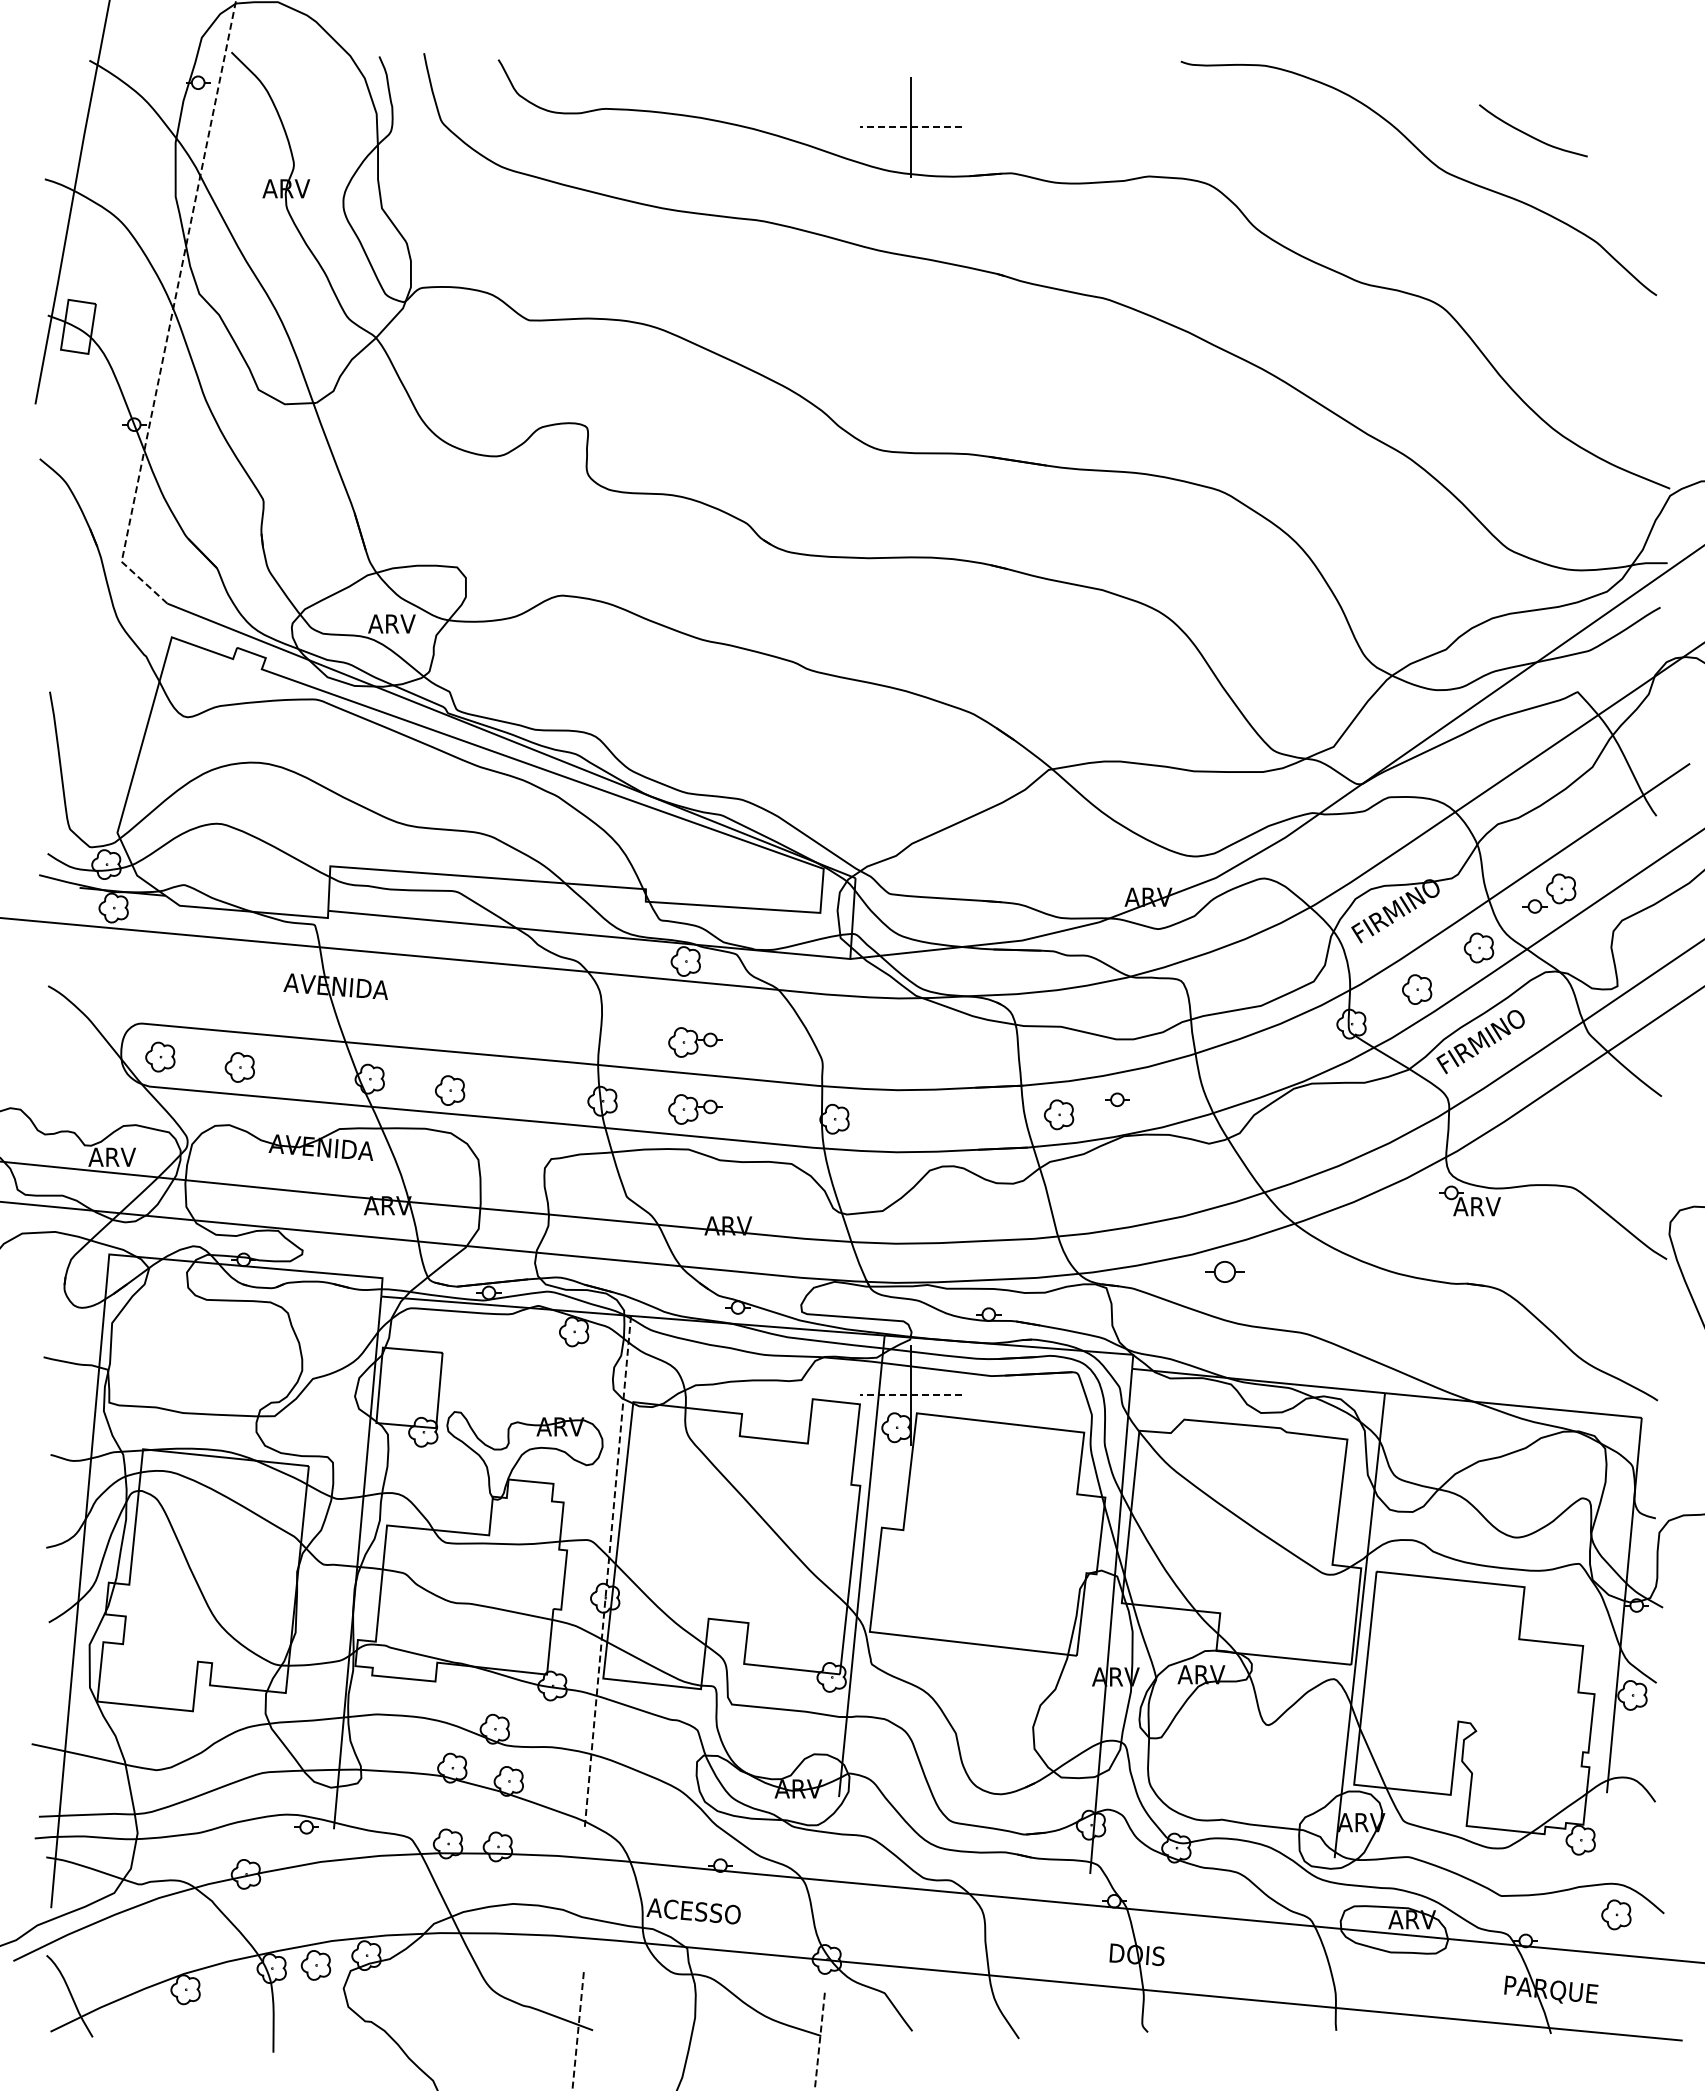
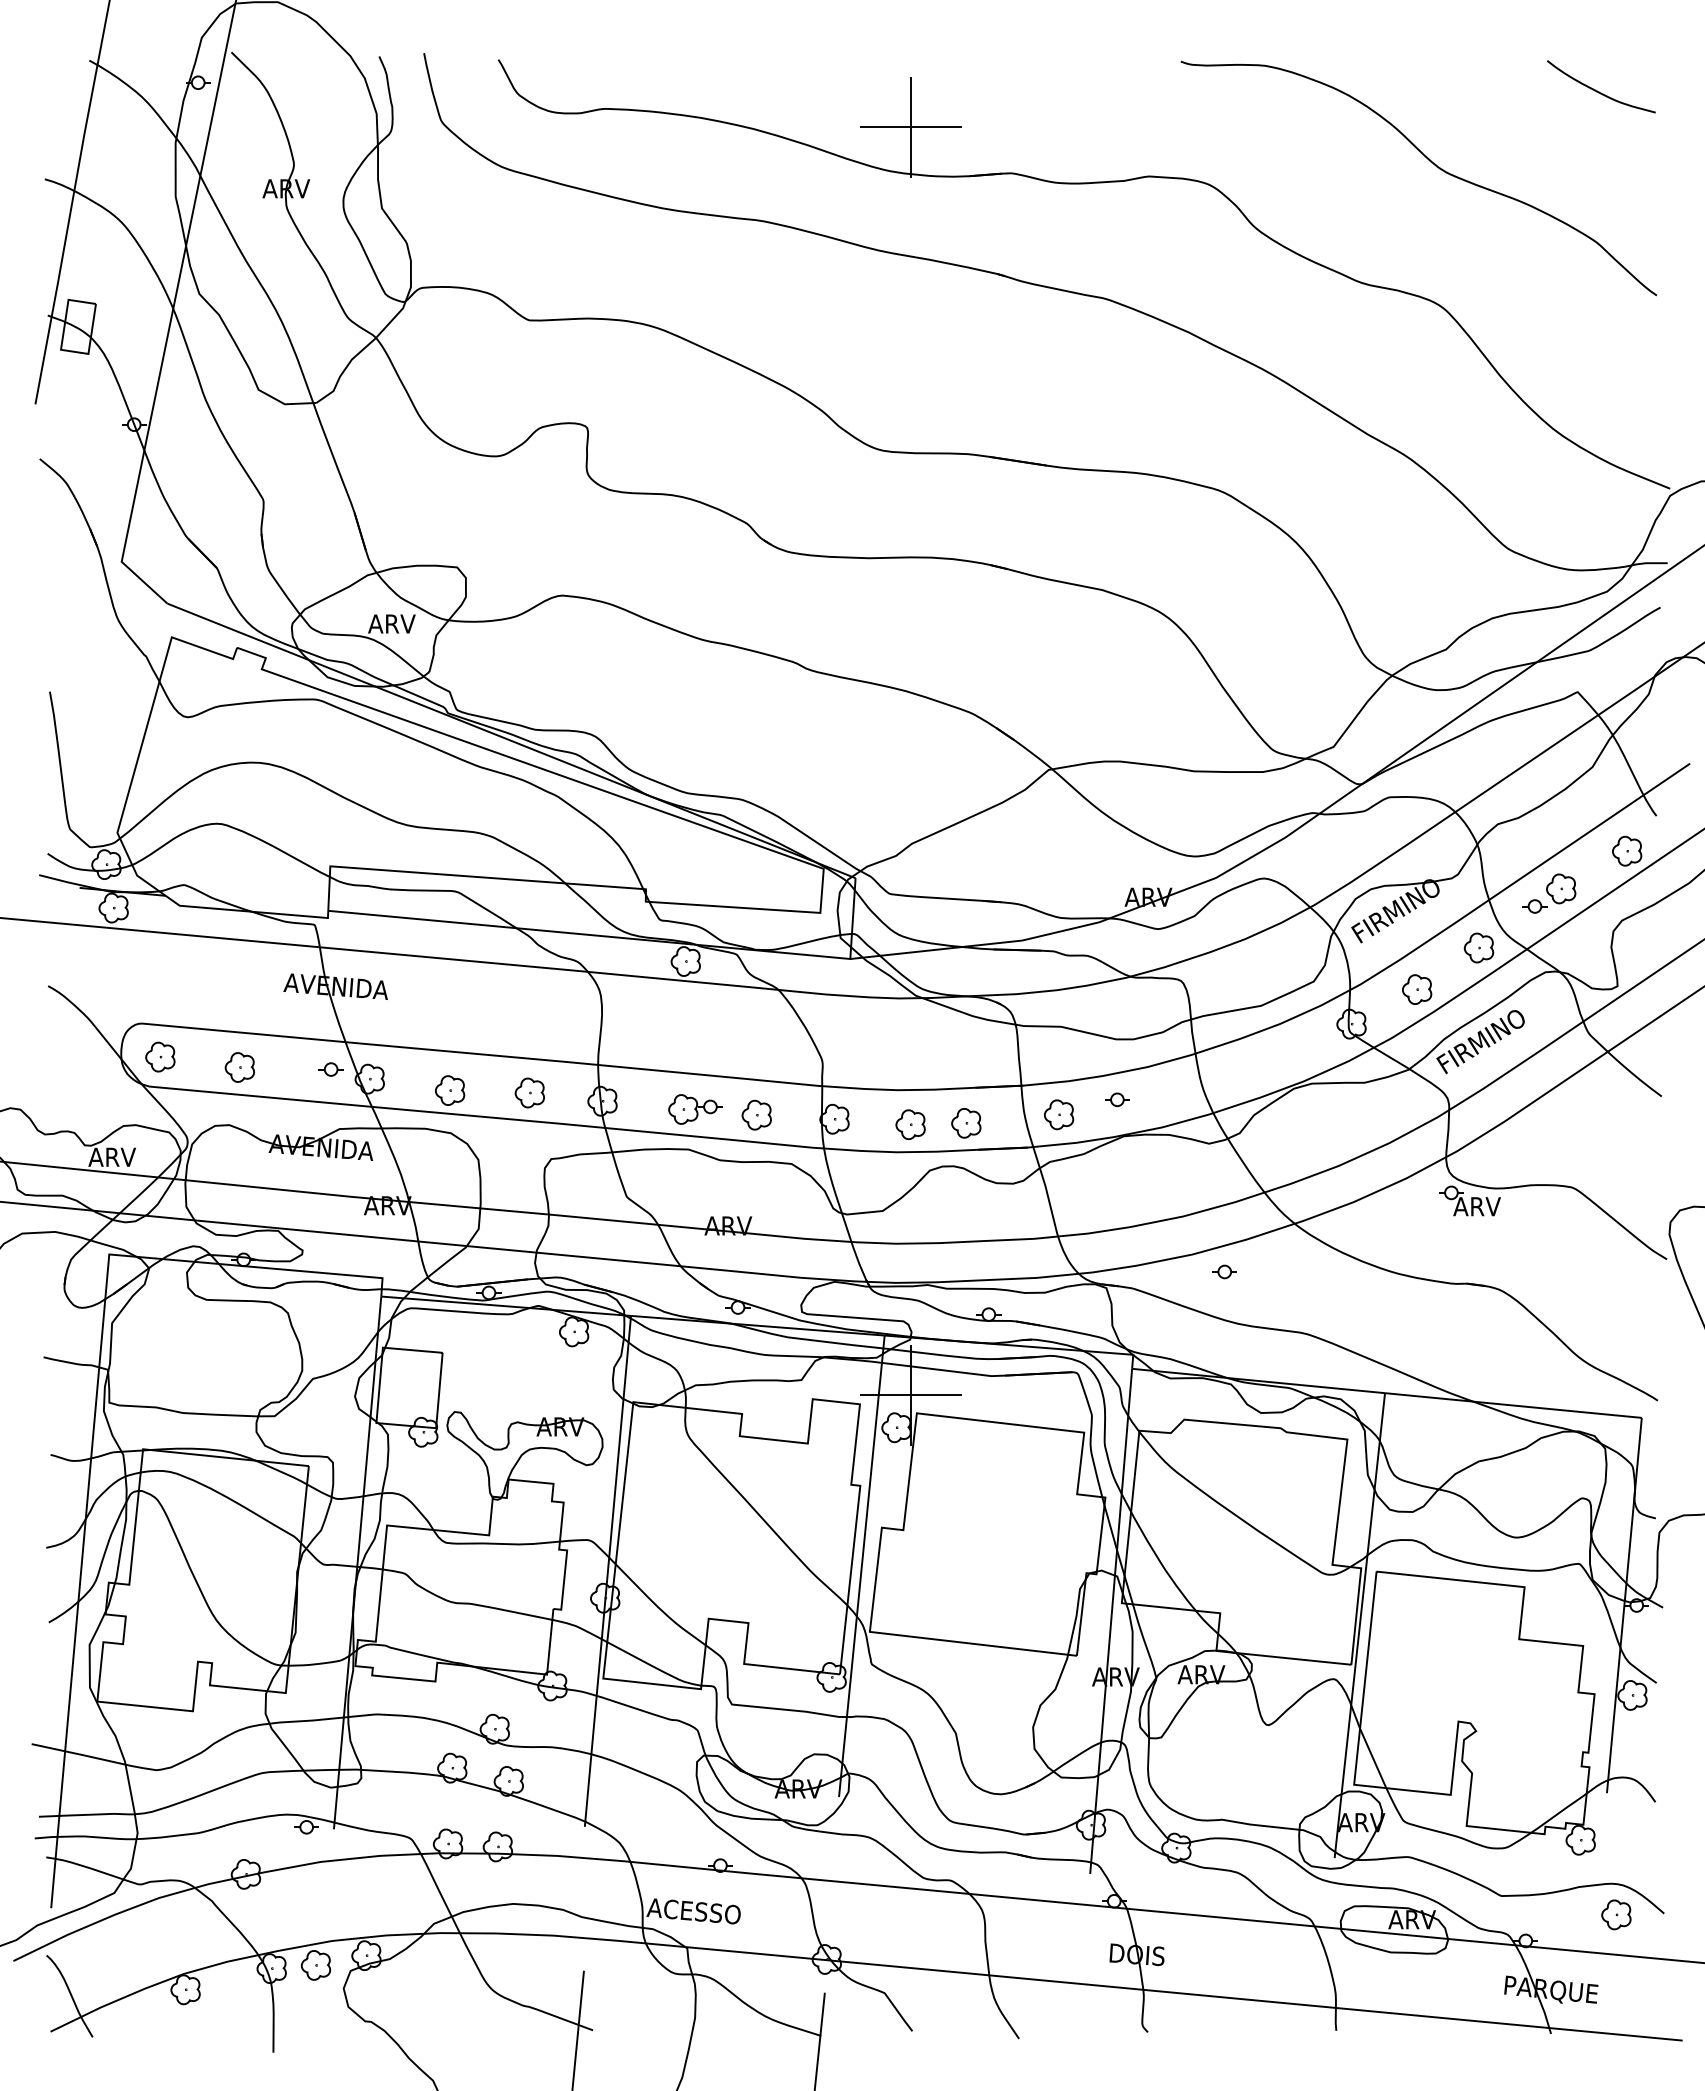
line: dashed -> solid (911, 127)
curve position: (1531, 135) -> (1599, 91) (1599, 91)
line: dashed -> solid (172, 312)
part: none -> present (1627, 850)
part: present -> none (695, 1042)
part: none -> present (330, 1069)
part: none -> present (529, 1092)
part: none -> present (756, 1114)
part: none -> present (966, 1123)
part: none -> present (910, 1124)
part size: 40x22 px -> 25x16 px (1224, 1271)
line: dashed -> solid (911, 1395)
line: dashed -> solid (607, 1571)
line: dashed -> solid (578, 2030)
line: dashed -> solid (819, 2041)
